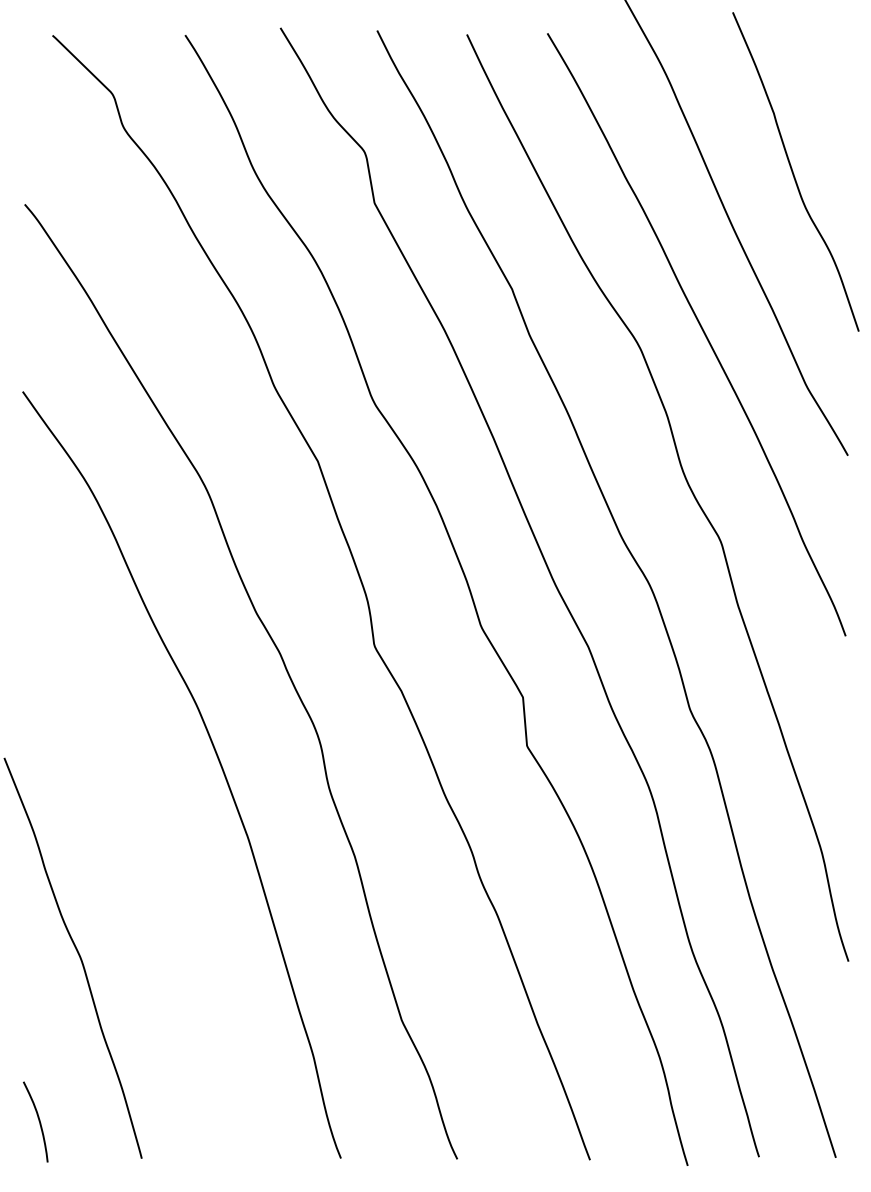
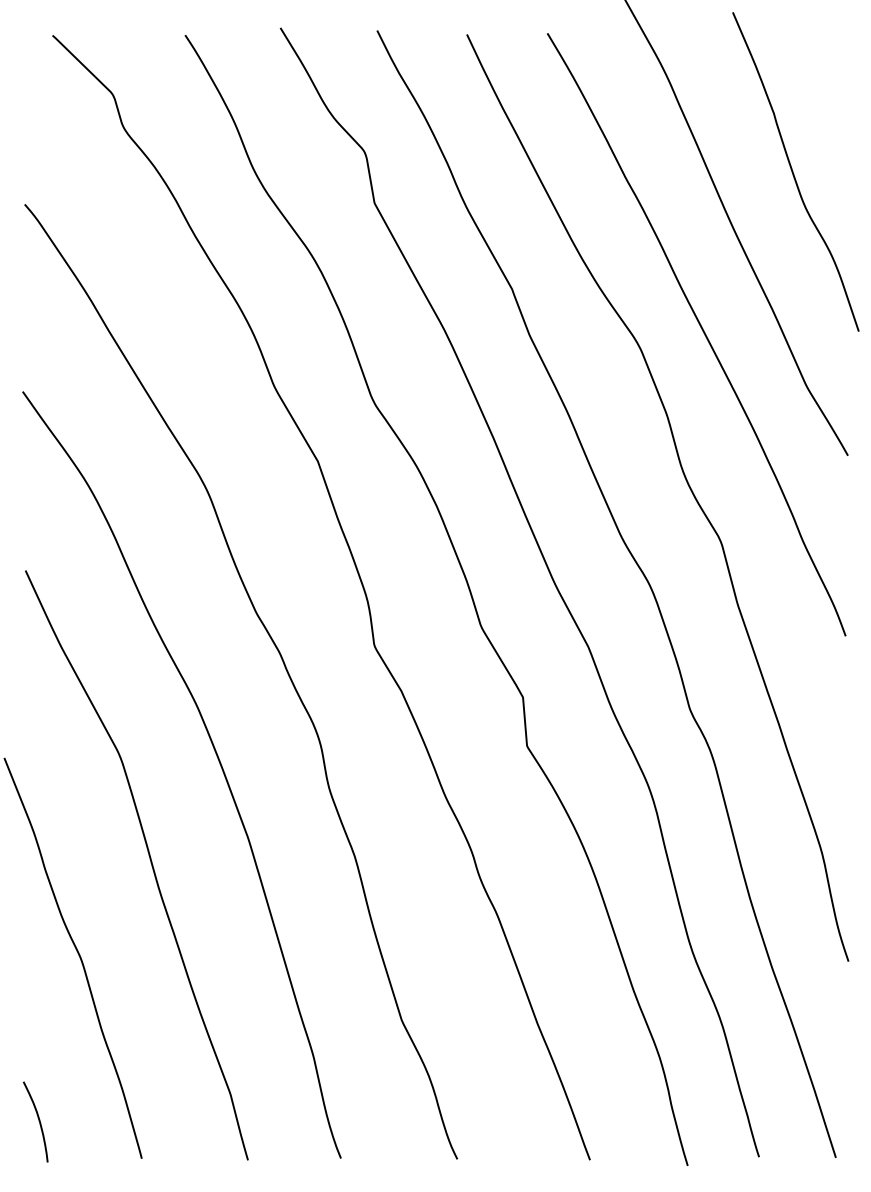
curve: none -> present (150, 863)
